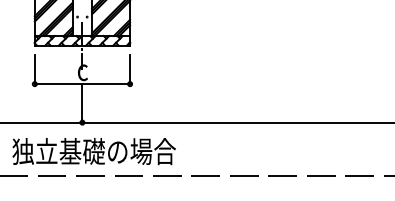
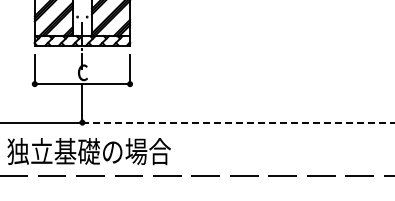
line: solid -> dashed (238, 122)
text position: (93, 151) -> (88, 151) (88, 151)
